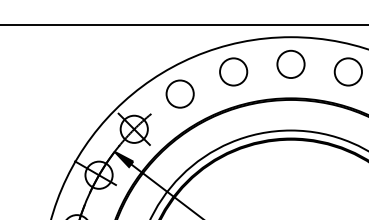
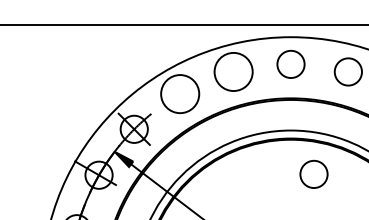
circle diameter: 27 px -> 38 px (233, 71)
circle diameter: 27 px -> 38 px (180, 94)
circle: none -> present (313, 173)
